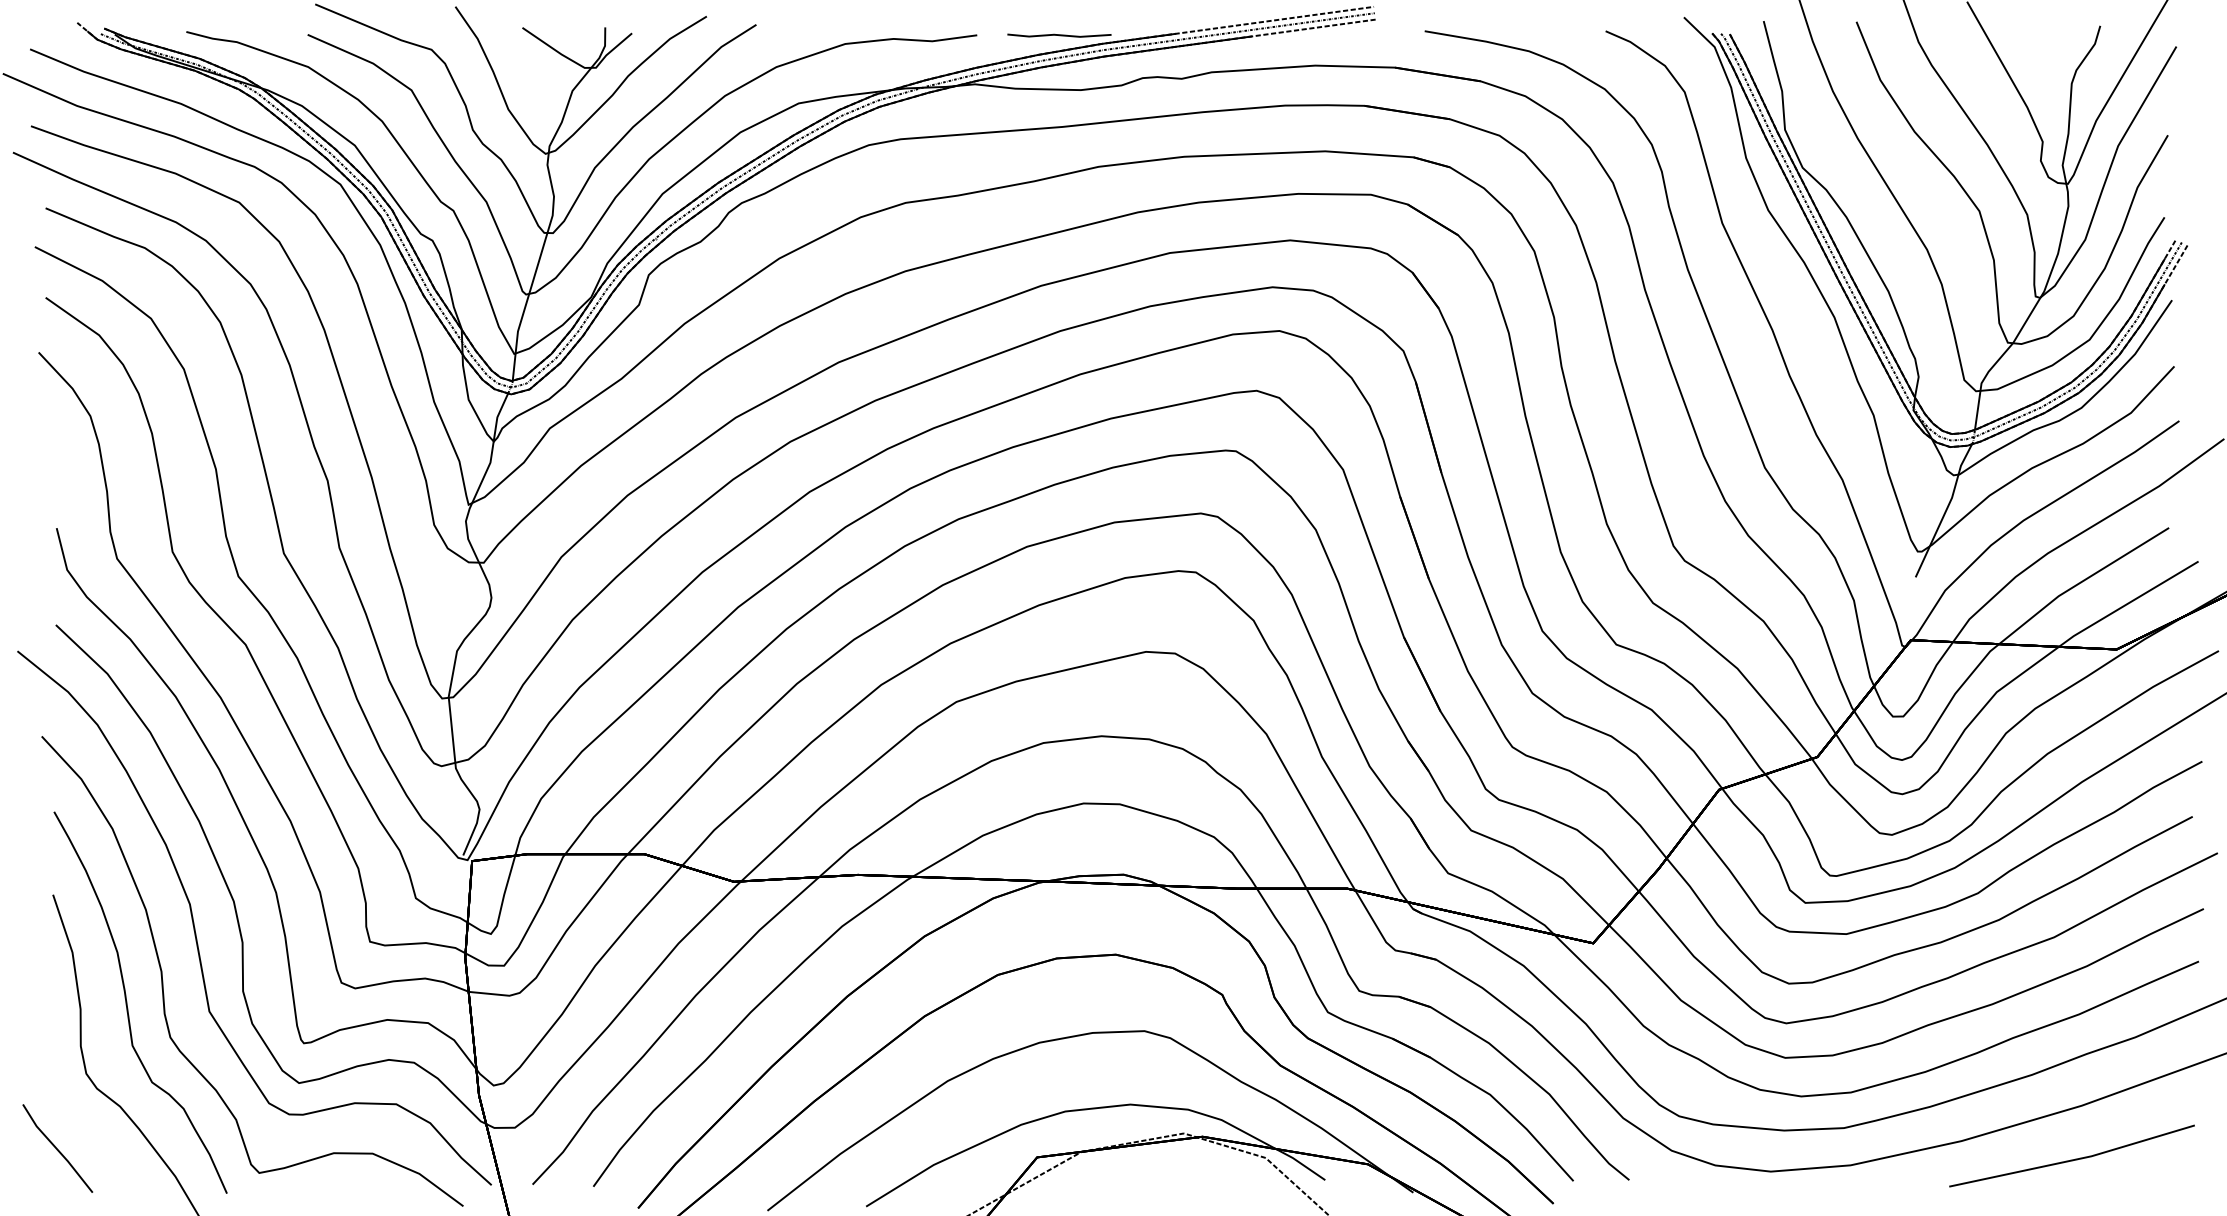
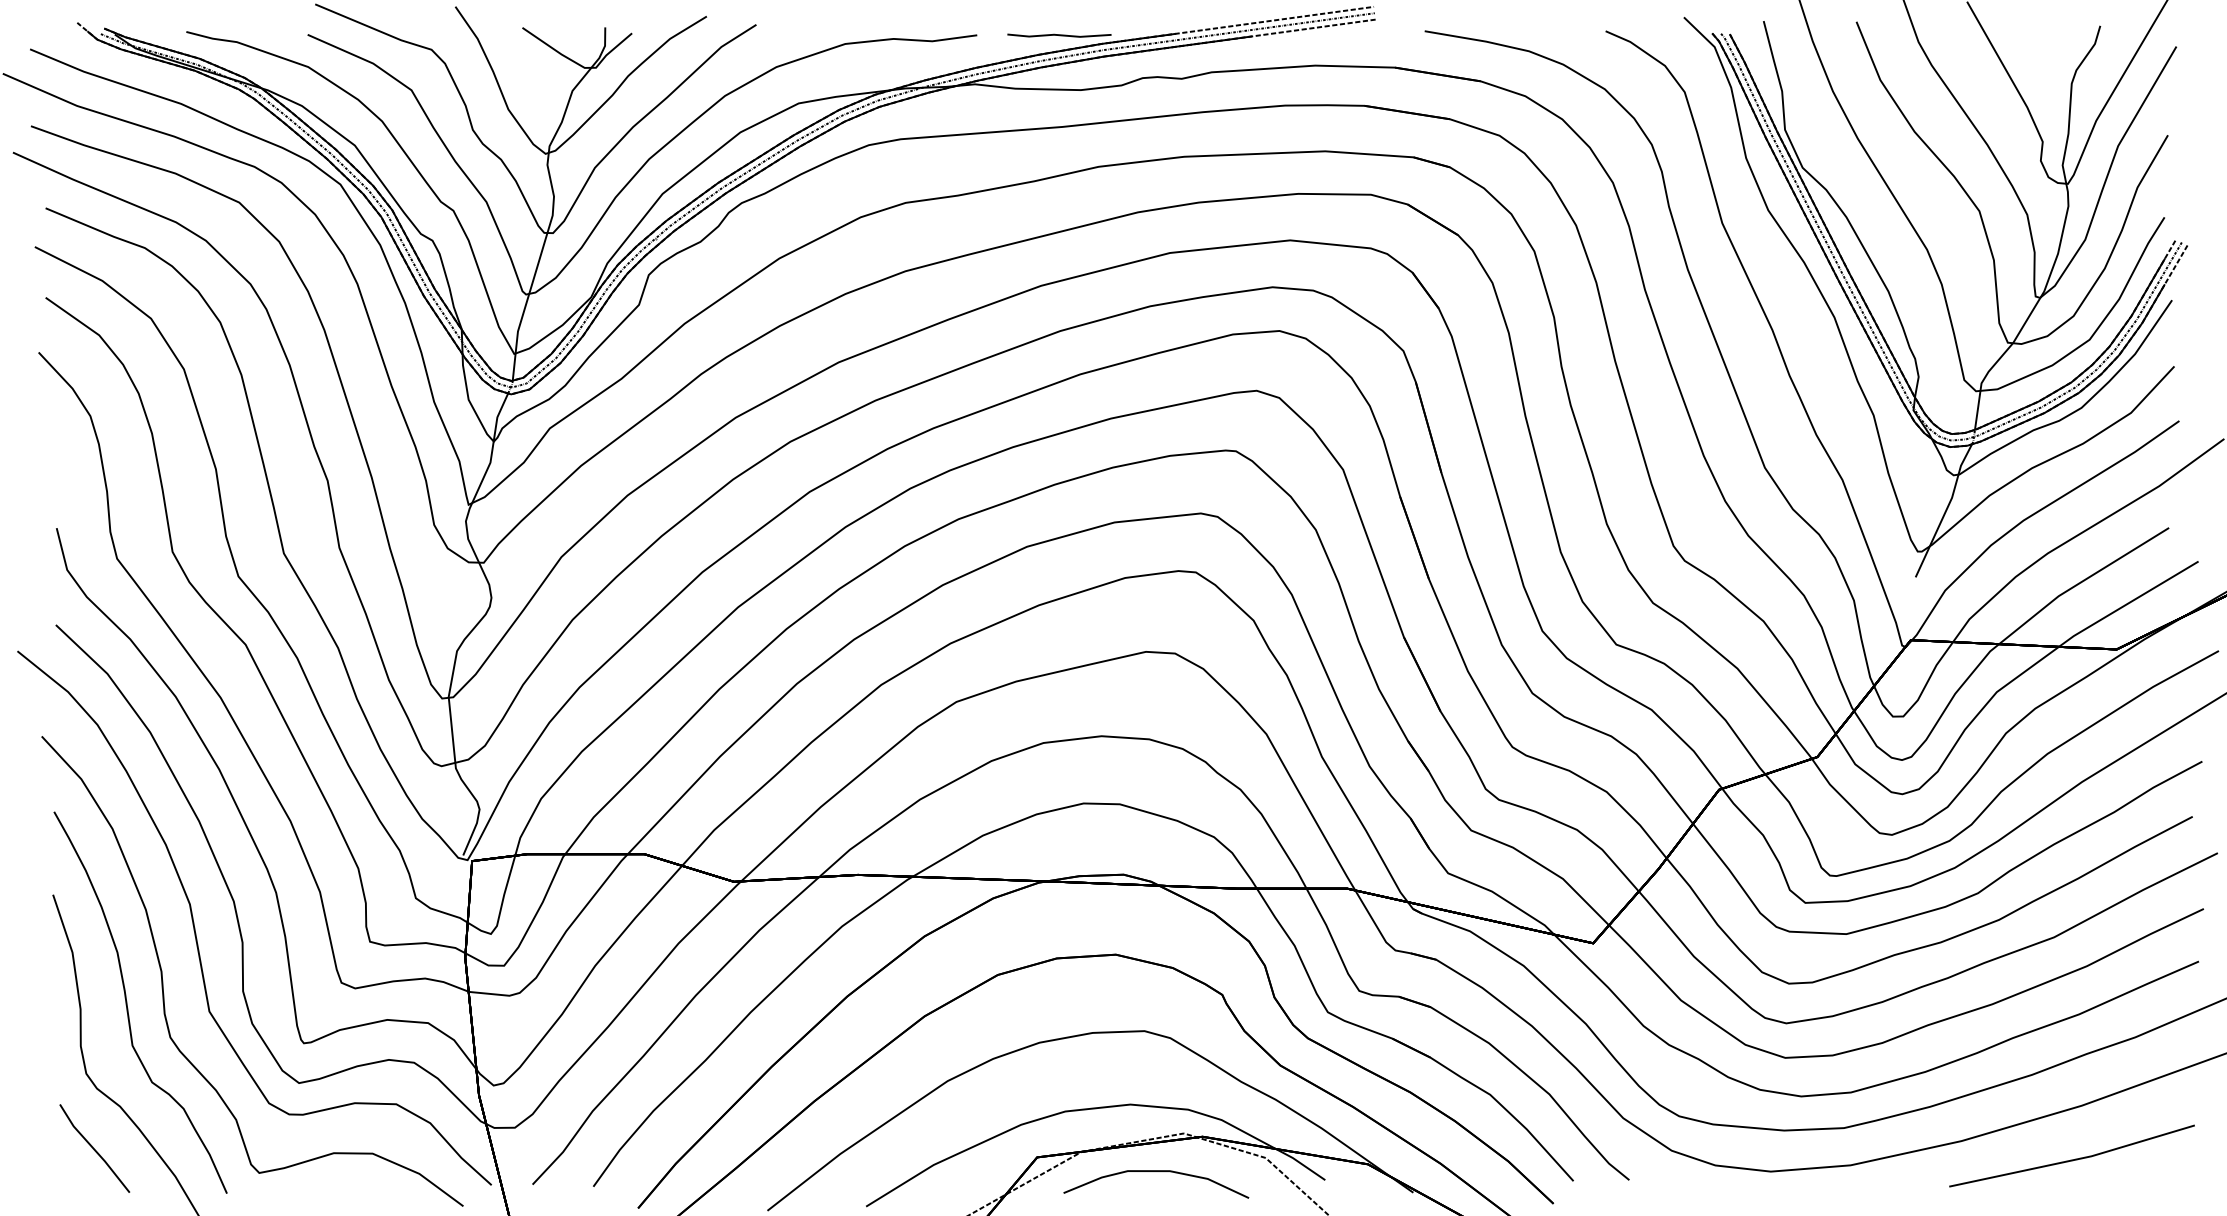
line position: (57, 1148) -> (94, 1148) (94, 1148)
curve: none -> present (1156, 1171)
